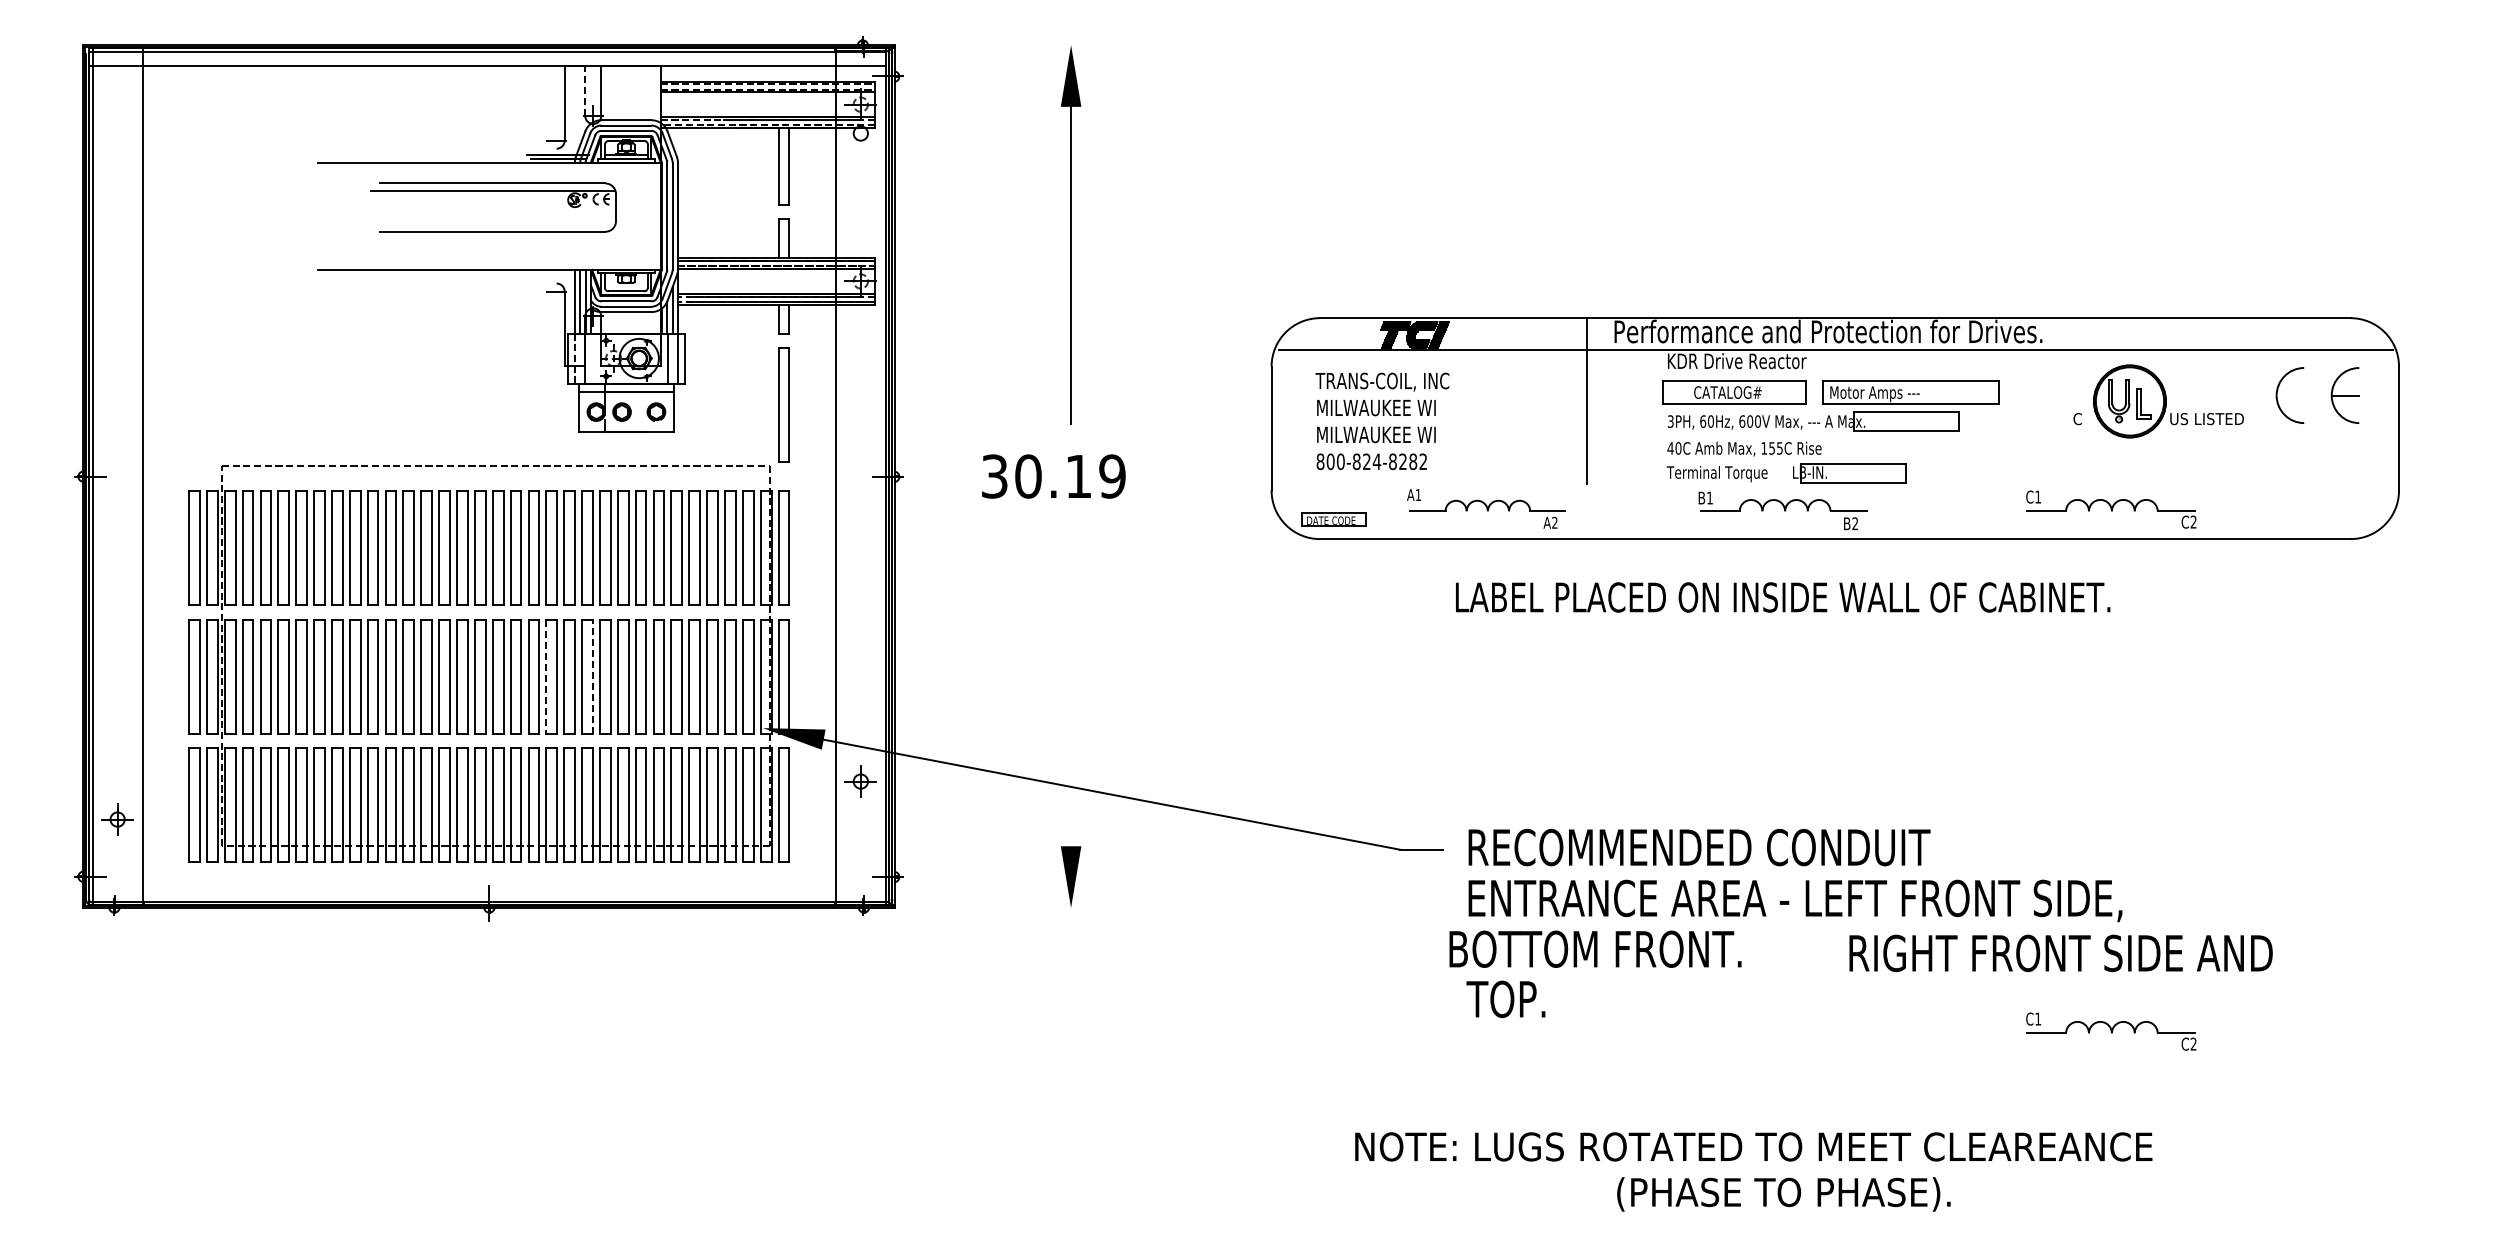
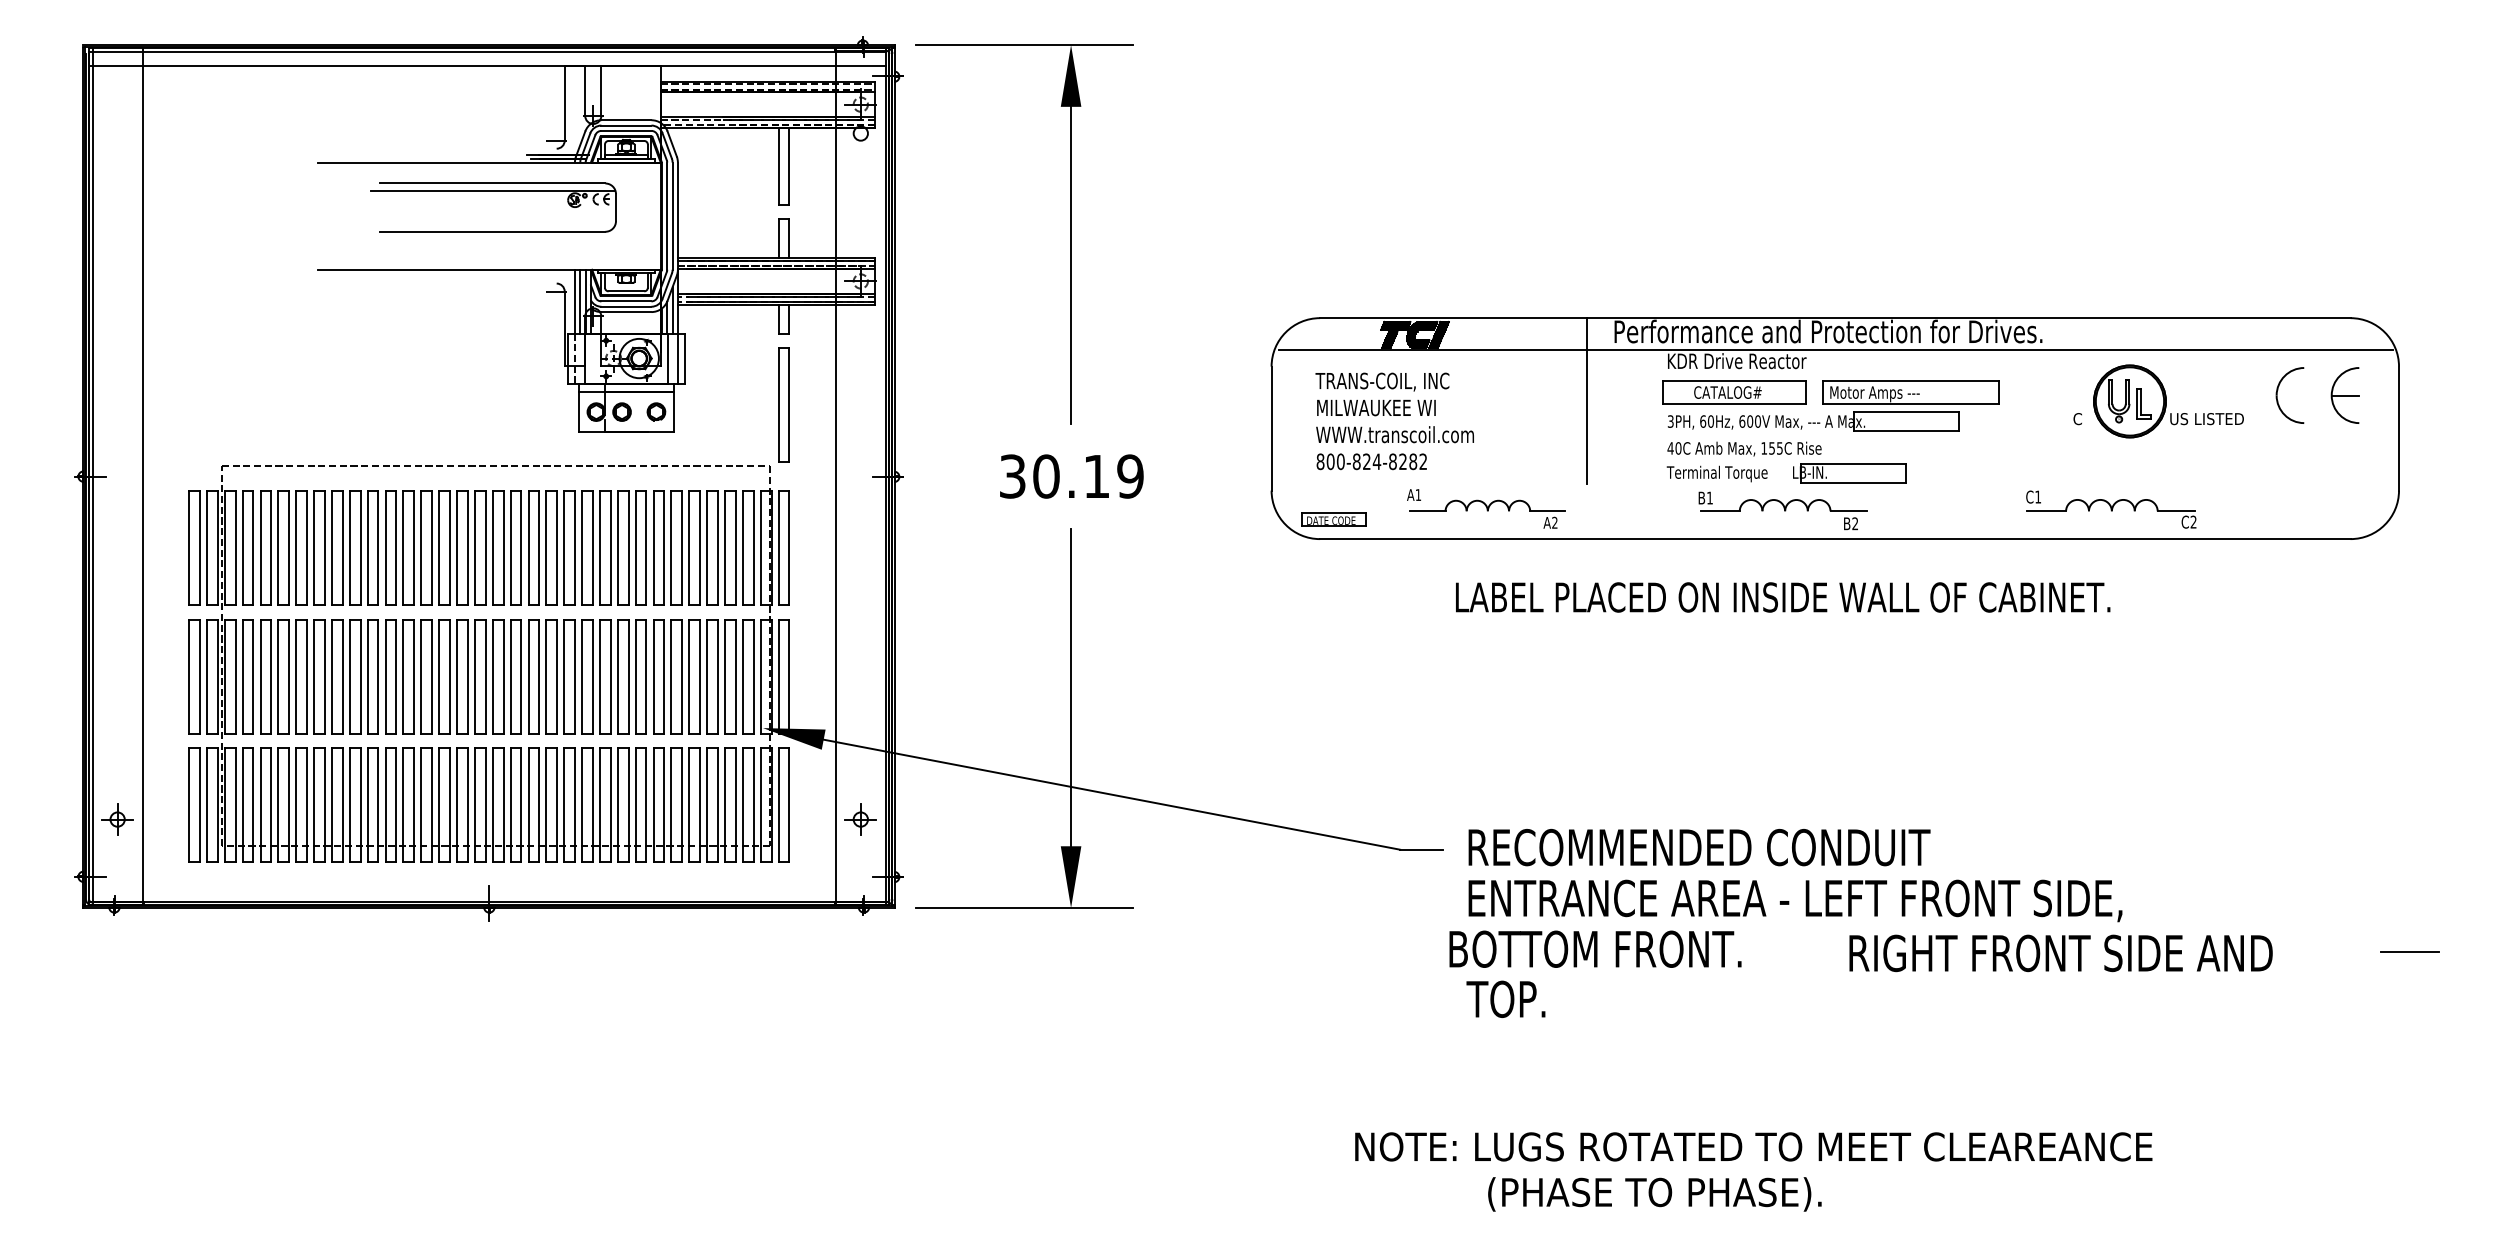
line: none -> present (1024, 45)
line: dashed -> solid (585, 90)
text: MILWAUKEE WI -> WWW.transcoil.com (1394, 434)
text position: (1053, 476) -> (1071, 476) (1071, 476)
line: dashed -> solid (592, 676)
line: dashed -> solid (546, 677)
line: none -> present (1071, 687)
part position: (860, 781) -> (860, 819) (860, 819)
line: none -> present (1024, 908)
line: none -> present (2409, 952)
part: present -> none (2111, 1031)
text position: (1783, 1194) -> (1654, 1194) (1654, 1194)
